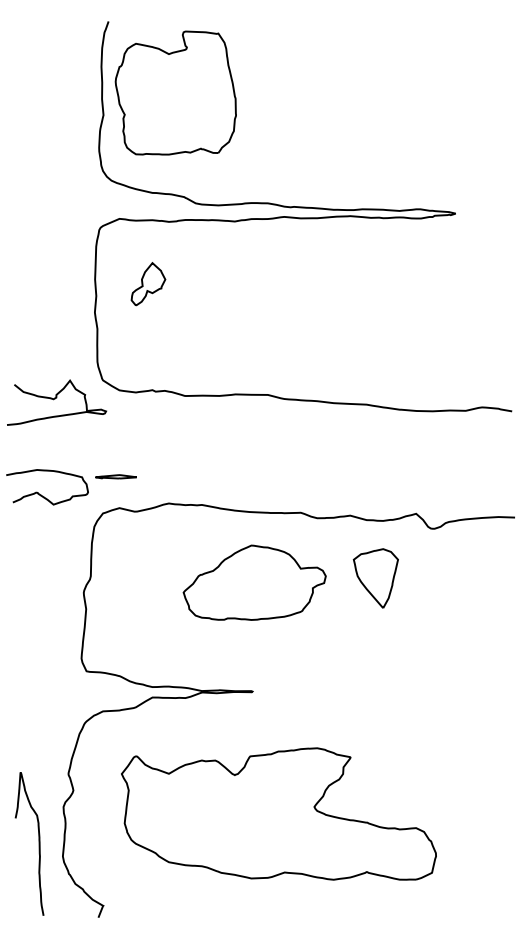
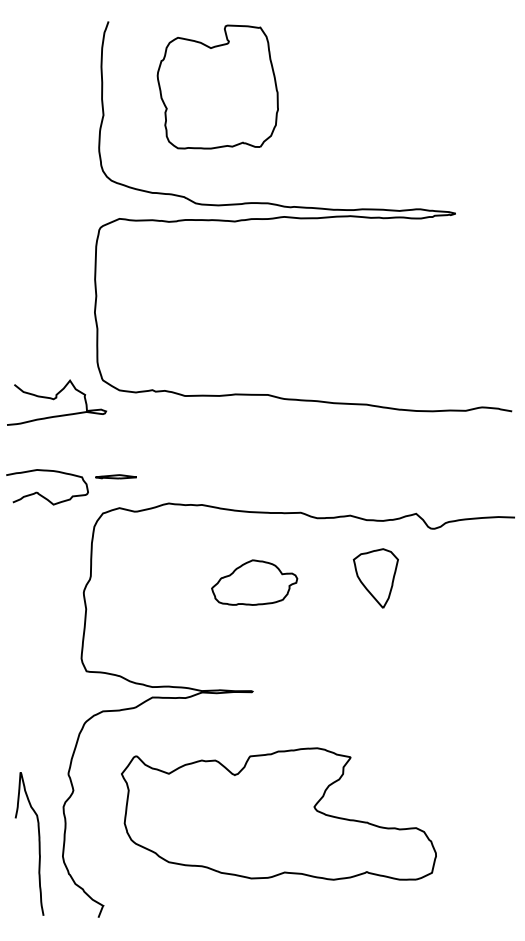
part position: (175, 92) -> (217, 86) (217, 86)
part: present -> none (148, 284)
part size: 145x77 px -> 88x47 px (254, 582)
